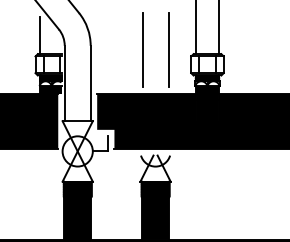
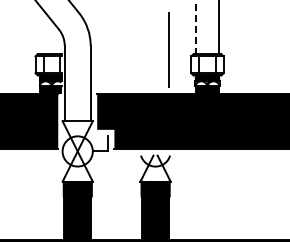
line: solid -> dashed (196, 27)
line: present -> none (40, 35)
line: present -> none (142, 49)
